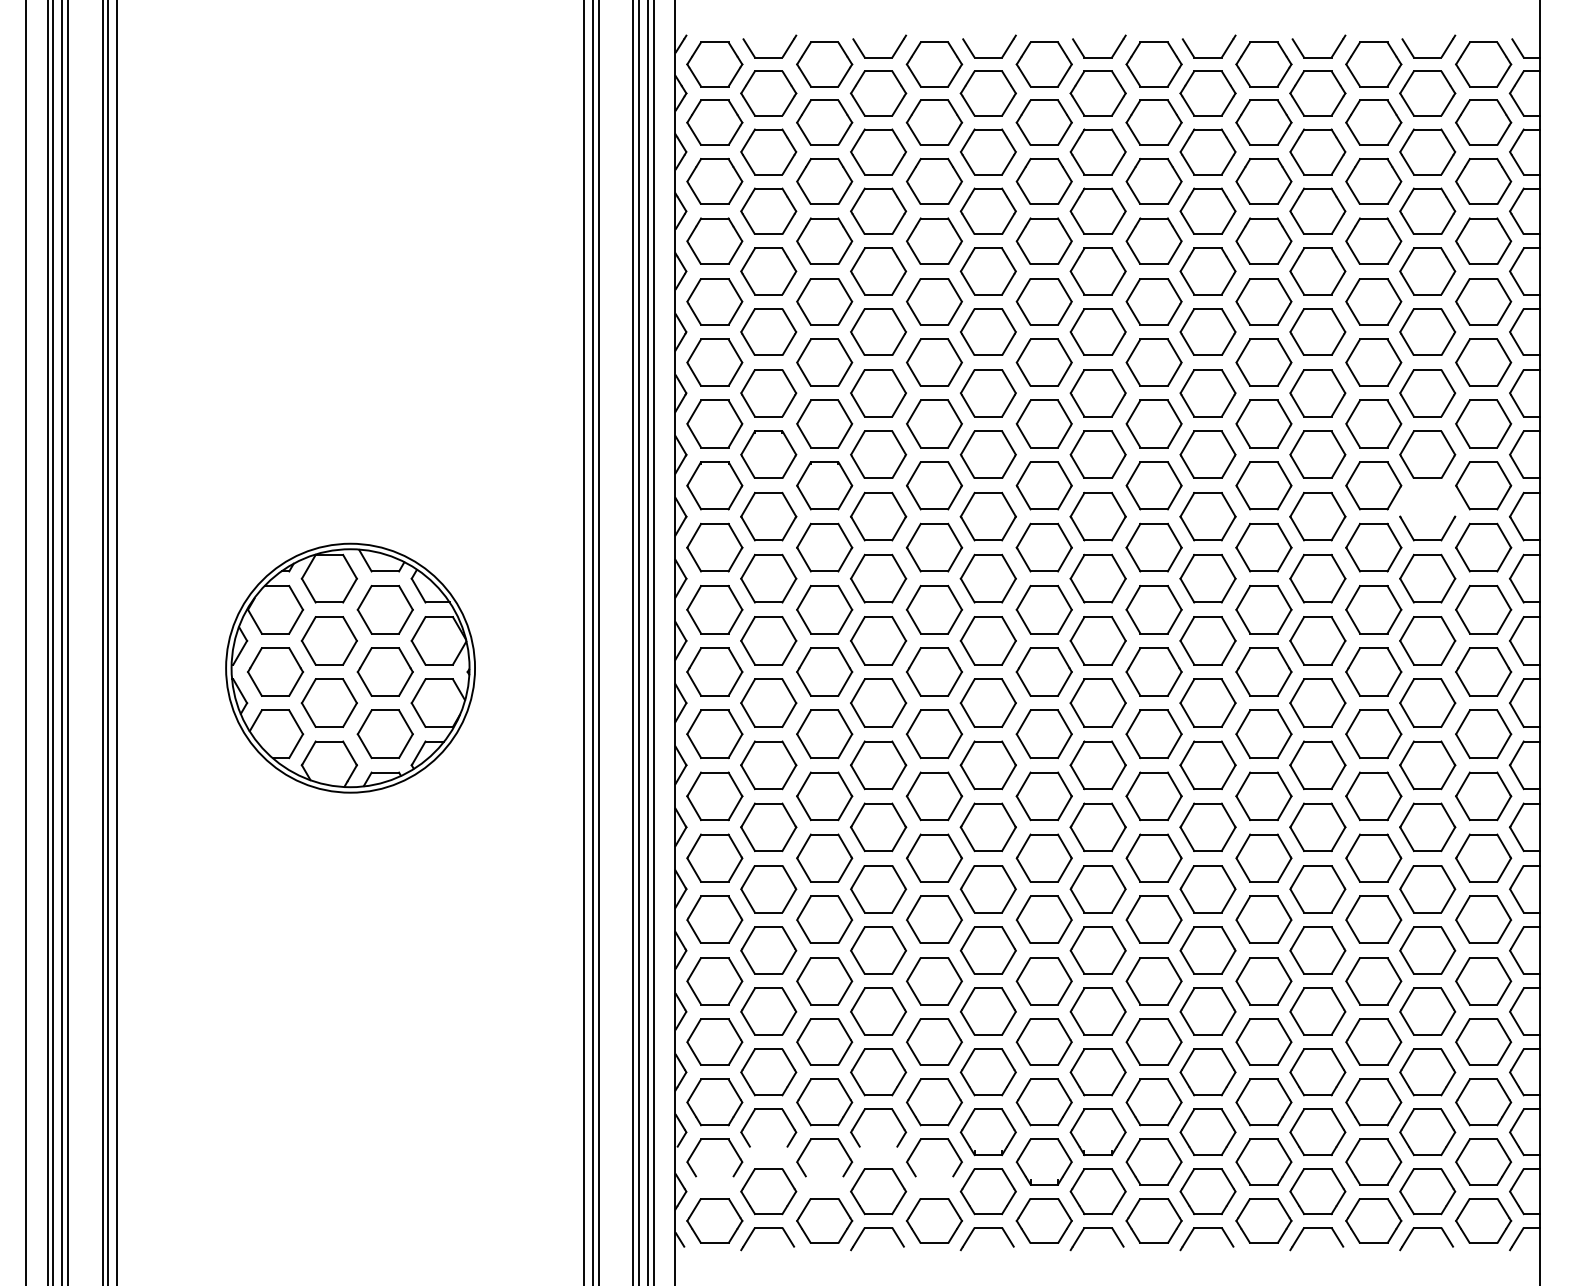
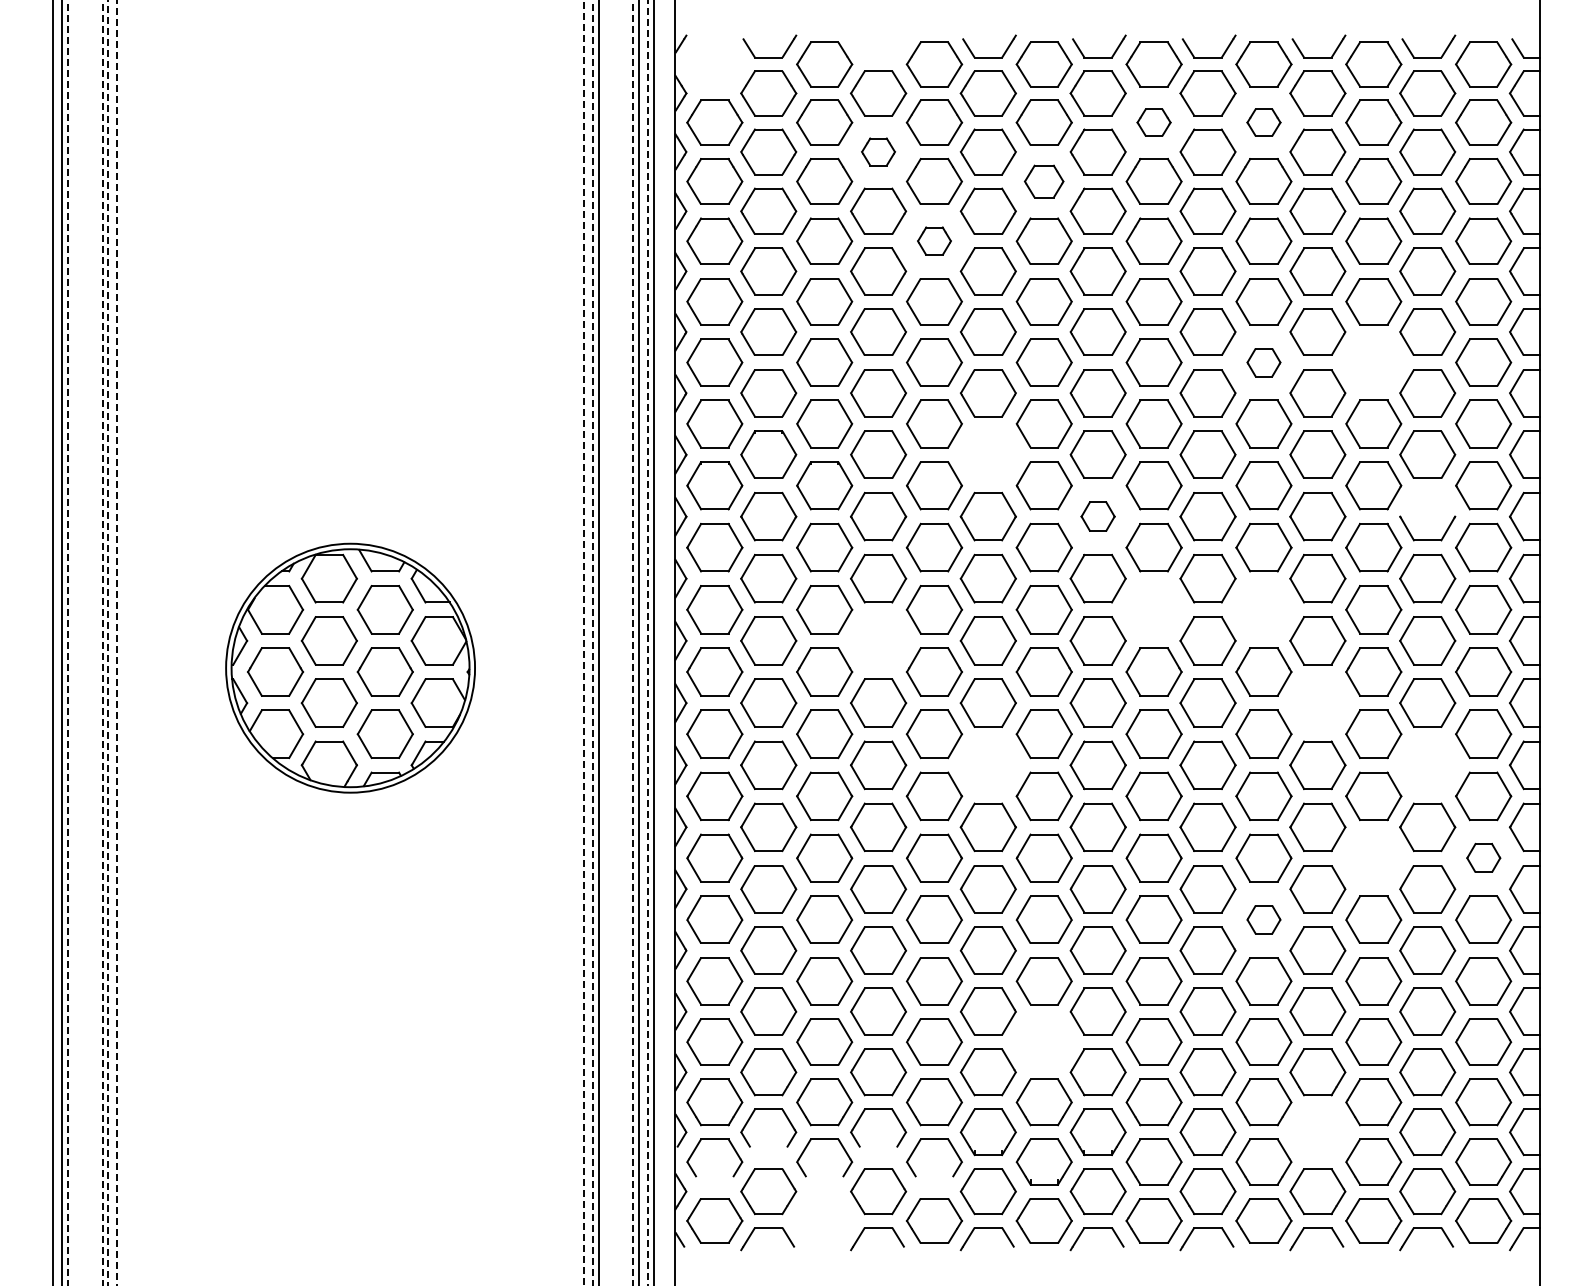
part: present -> none (879, 57)
part: present -> none (714, 64)
part size: 58x47 px -> 36x29 px (1153, 122)
part size: 58x47 px -> 36x29 px (1263, 122)
part size: 57x48 px -> 35x30 px (878, 151)
part size: 58x47 px -> 42x35 px (1043, 181)
part size: 57x48 px -> 35x30 px (934, 240)
part size: 58x49 px -> 36x30 px (1263, 362)
part: present -> none (1373, 362)
part: present -> none (987, 454)
part size: 58x51 px -> 36x31 px (1097, 516)
part: present -> none (1153, 609)
part: present -> none (1263, 609)
part: present -> none (878, 640)
line: present -> none (25, 642)
line: present -> none (47, 642)
line: solid -> dashed (583, 642)
line: solid -> dashed (593, 642)
line: solid -> dashed (67, 643)
line: solid -> dashed (102, 643)
line: solid -> dashed (108, 643)
line: solid -> dashed (117, 643)
line: solid -> dashed (633, 643)
line: solid -> dashed (648, 643)
part: present -> none (1317, 702)
part: present -> none (987, 765)
part: present -> none (1427, 765)
part: present -> none (1373, 857)
part size: 58x50 px -> 36x31 px (1483, 857)
part size: 58x49 px -> 36x30 px (1263, 919)
part: present -> none (1043, 1041)
part: present -> none (1317, 1132)
part: present -> none (824, 1220)
